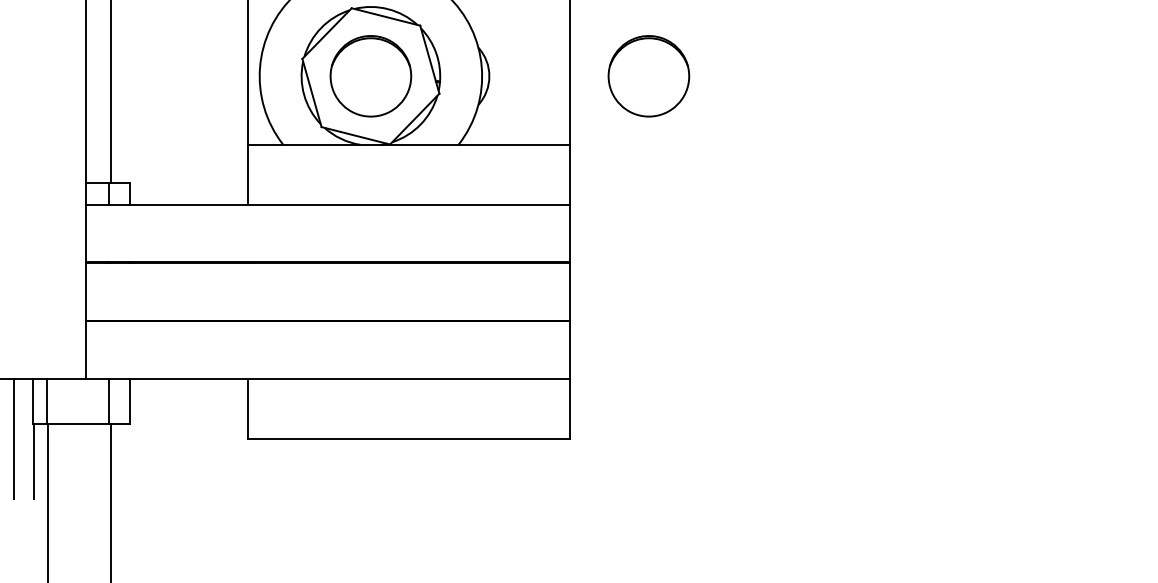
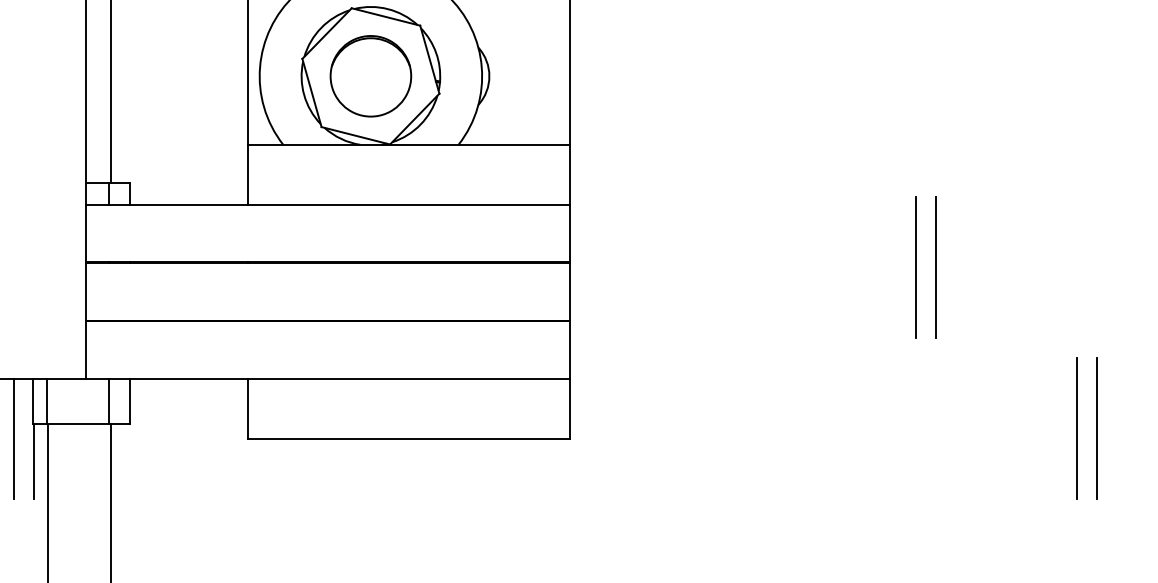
part: present -> none (648, 76)
line: none -> present (915, 266)
line: none -> present (935, 267)
line: none -> present (1076, 427)
line: none -> present (1097, 427)
